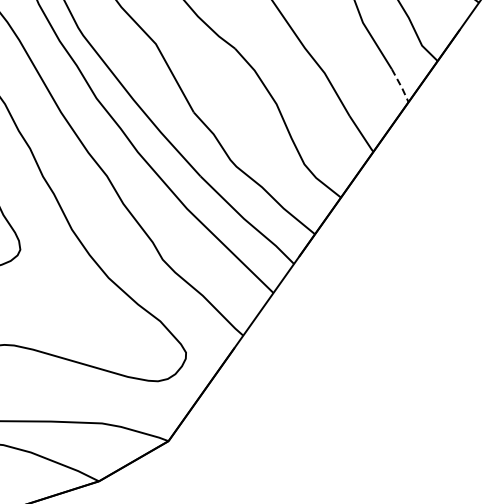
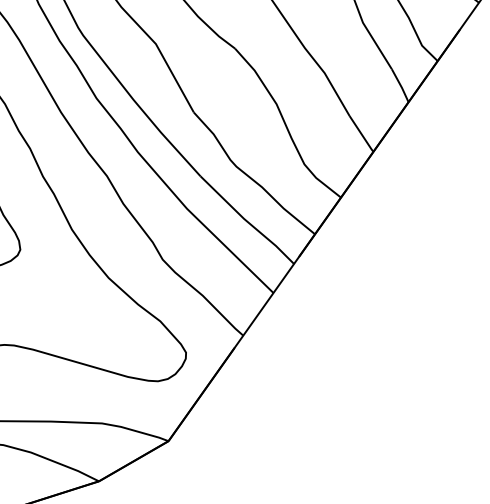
line: dashed -> solid (401, 86)
